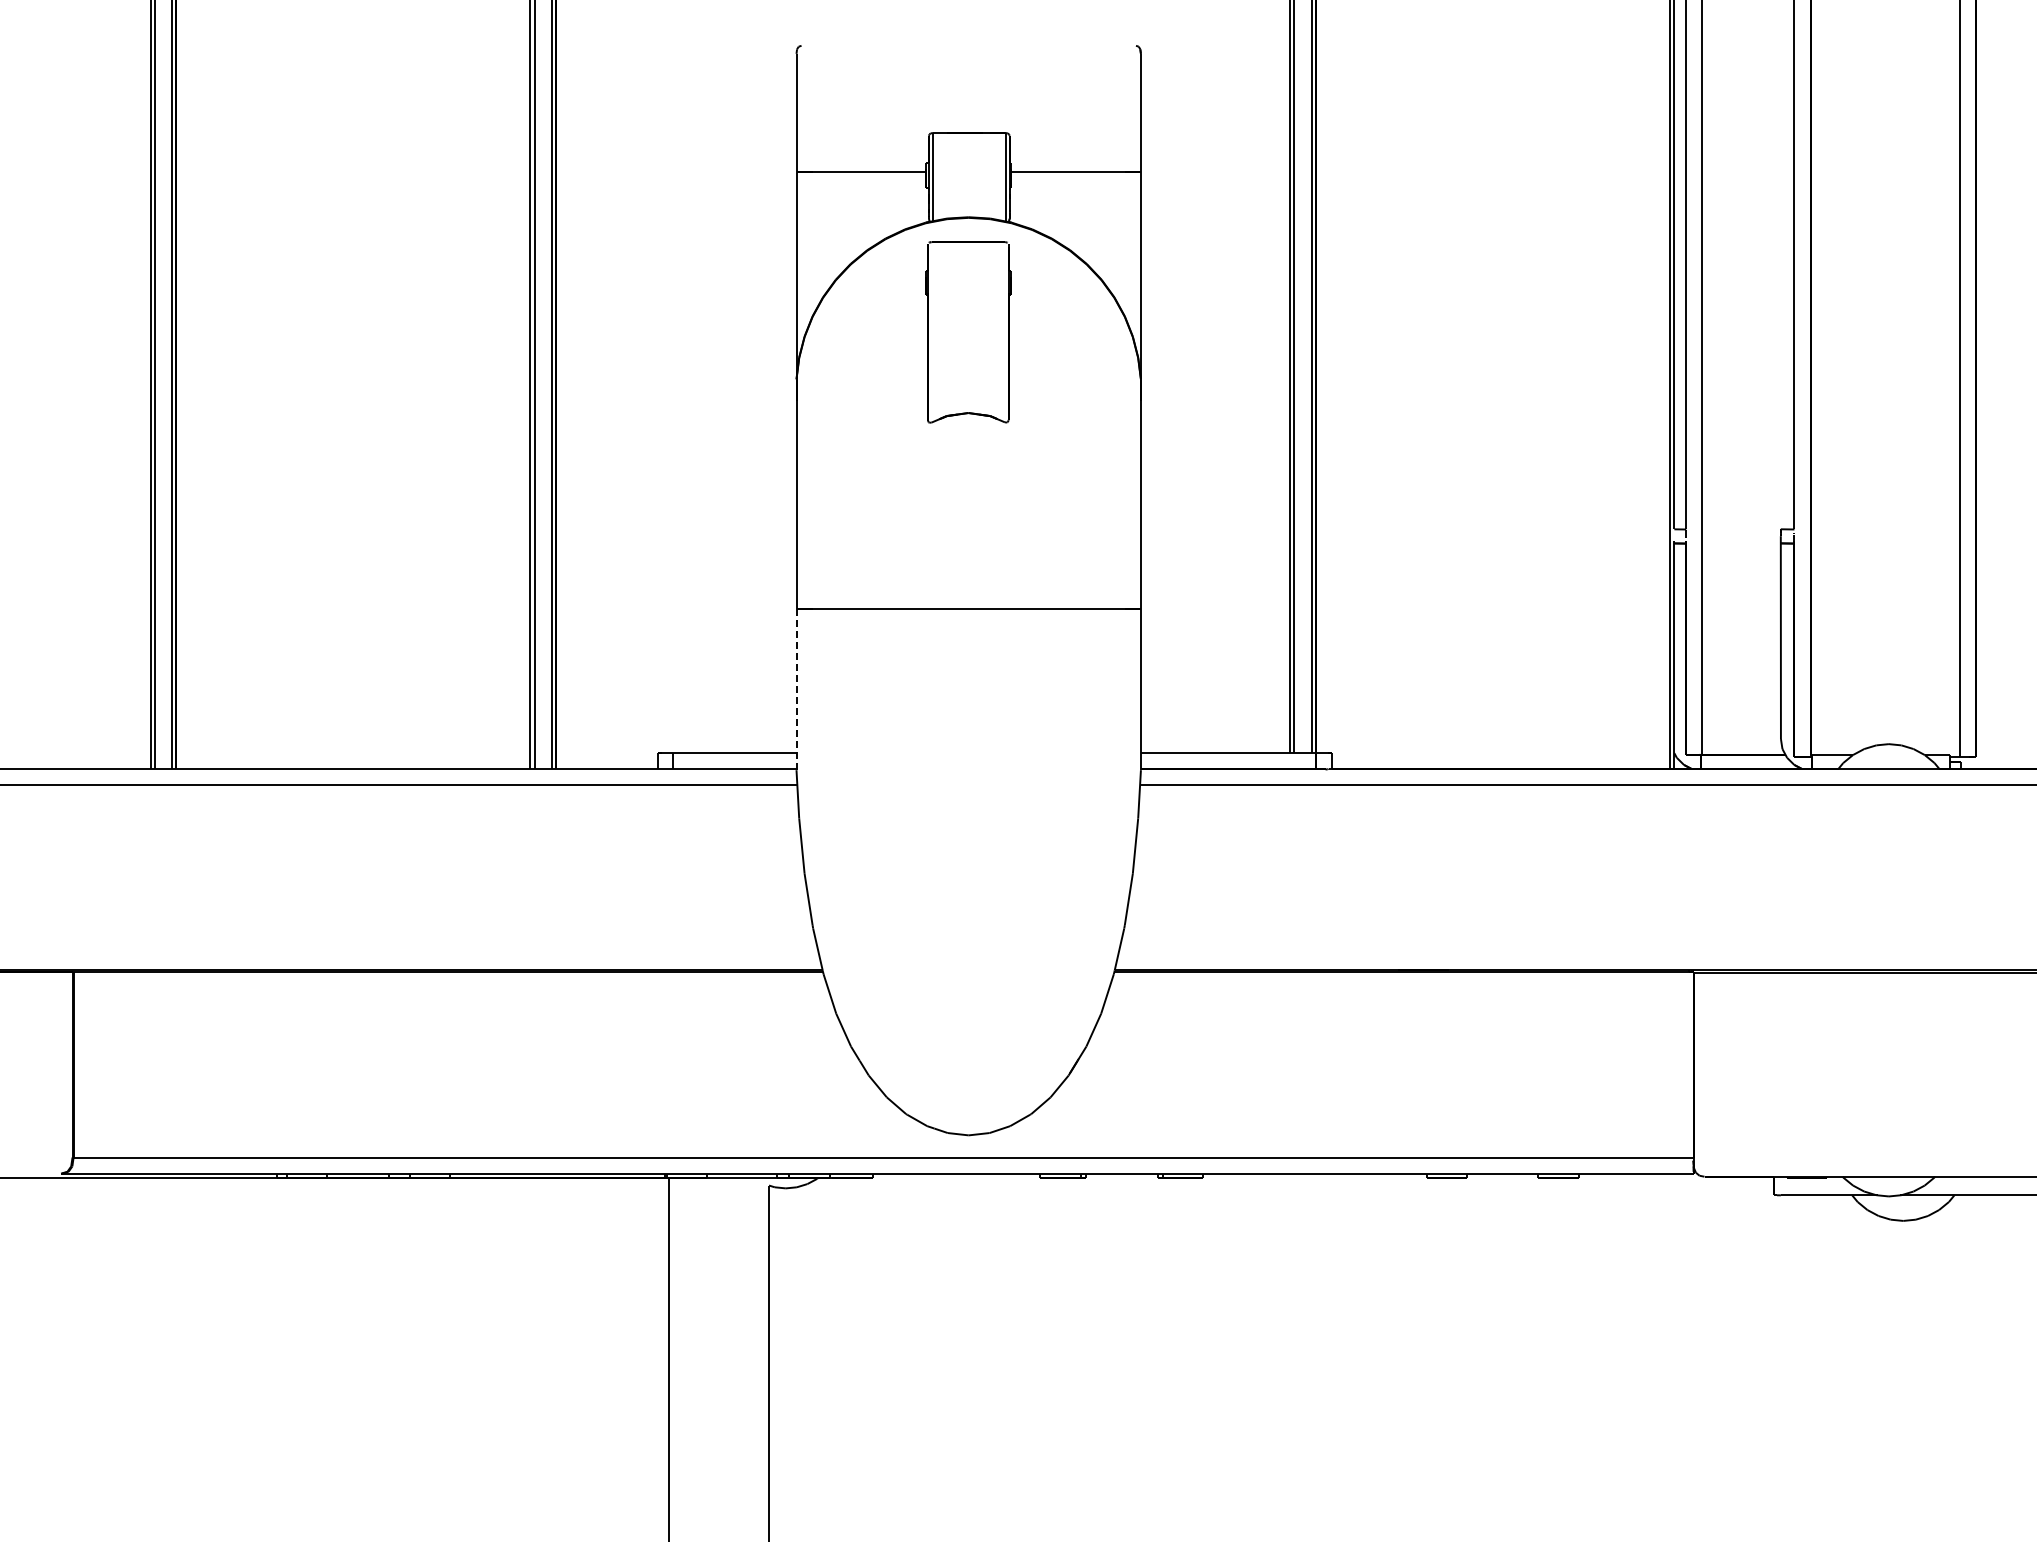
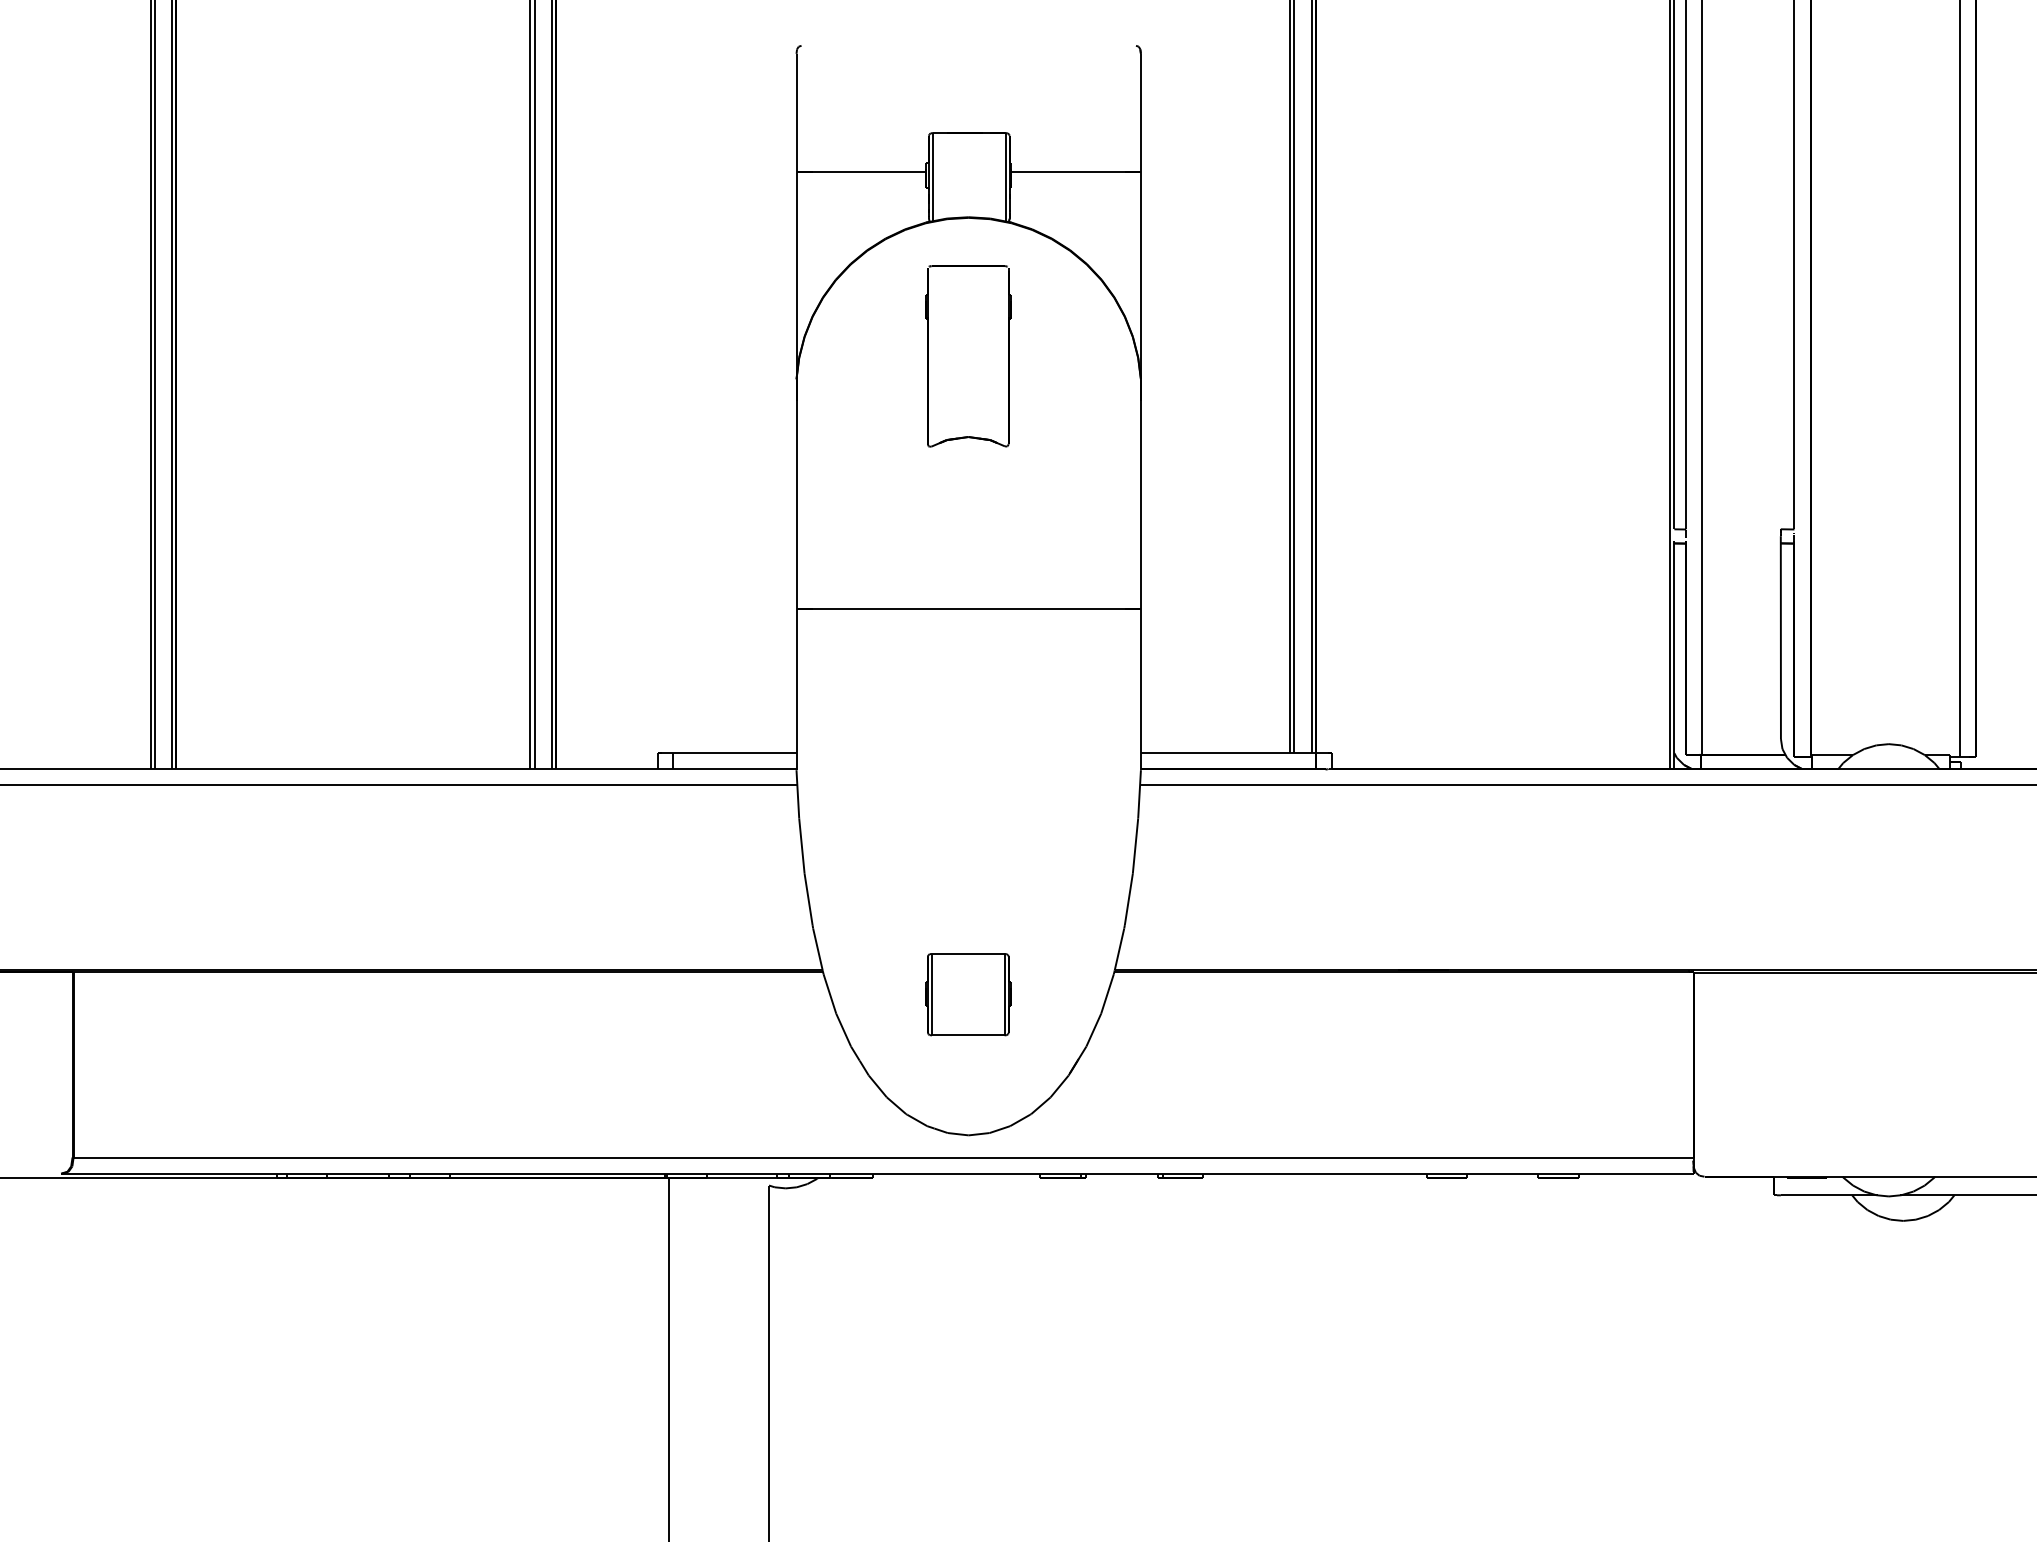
part position: (968, 332) -> (968, 356) (968, 356)
line: dashed -> solid (796, 689)
part: none -> present (968, 994)
